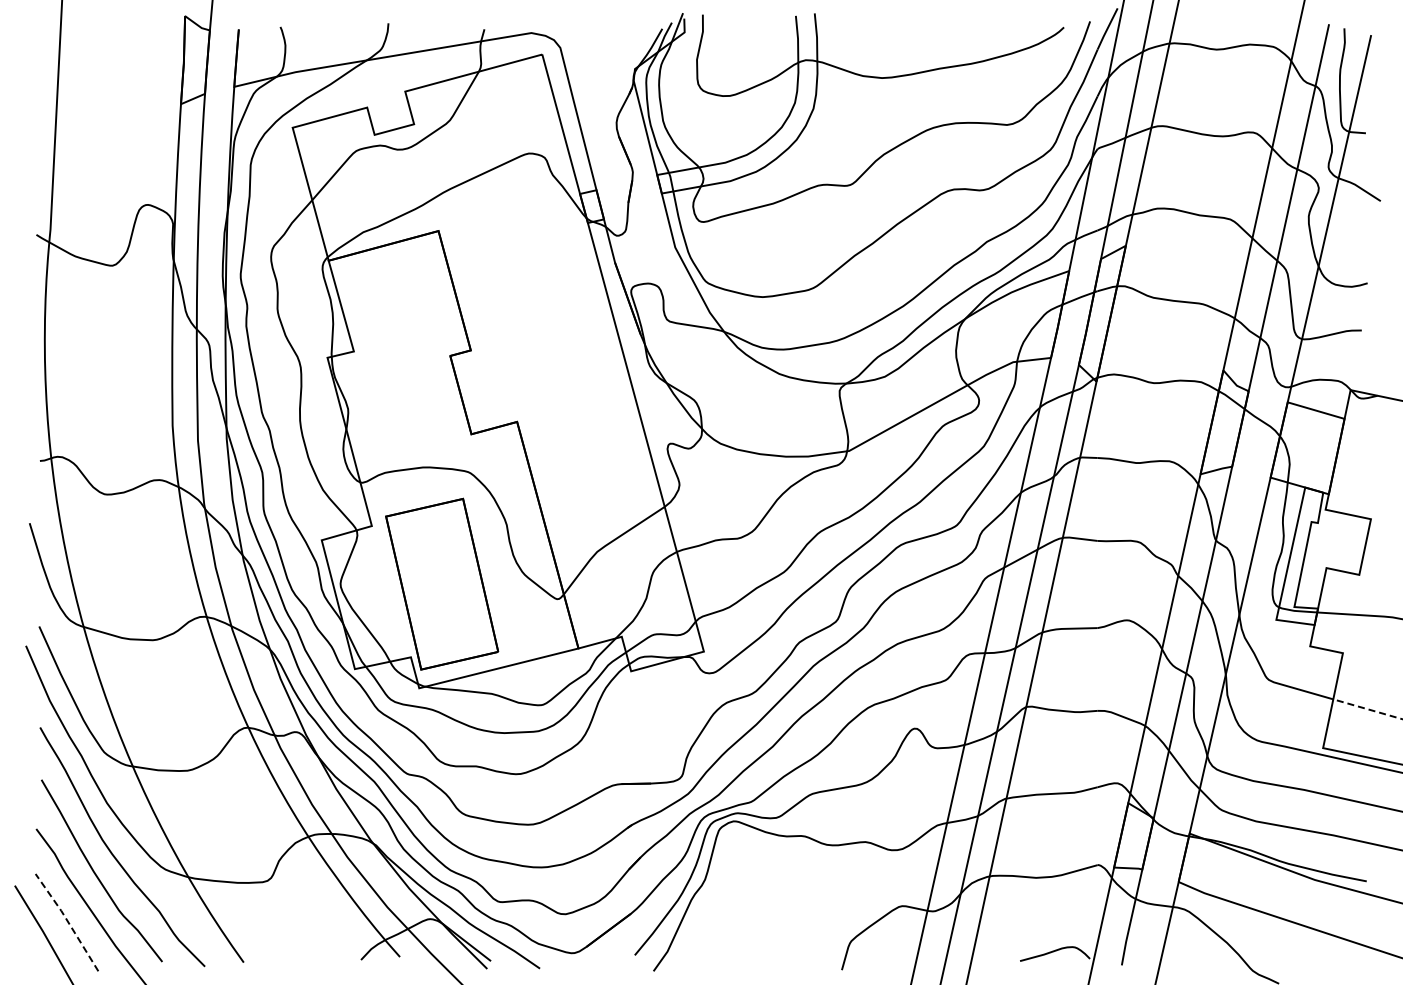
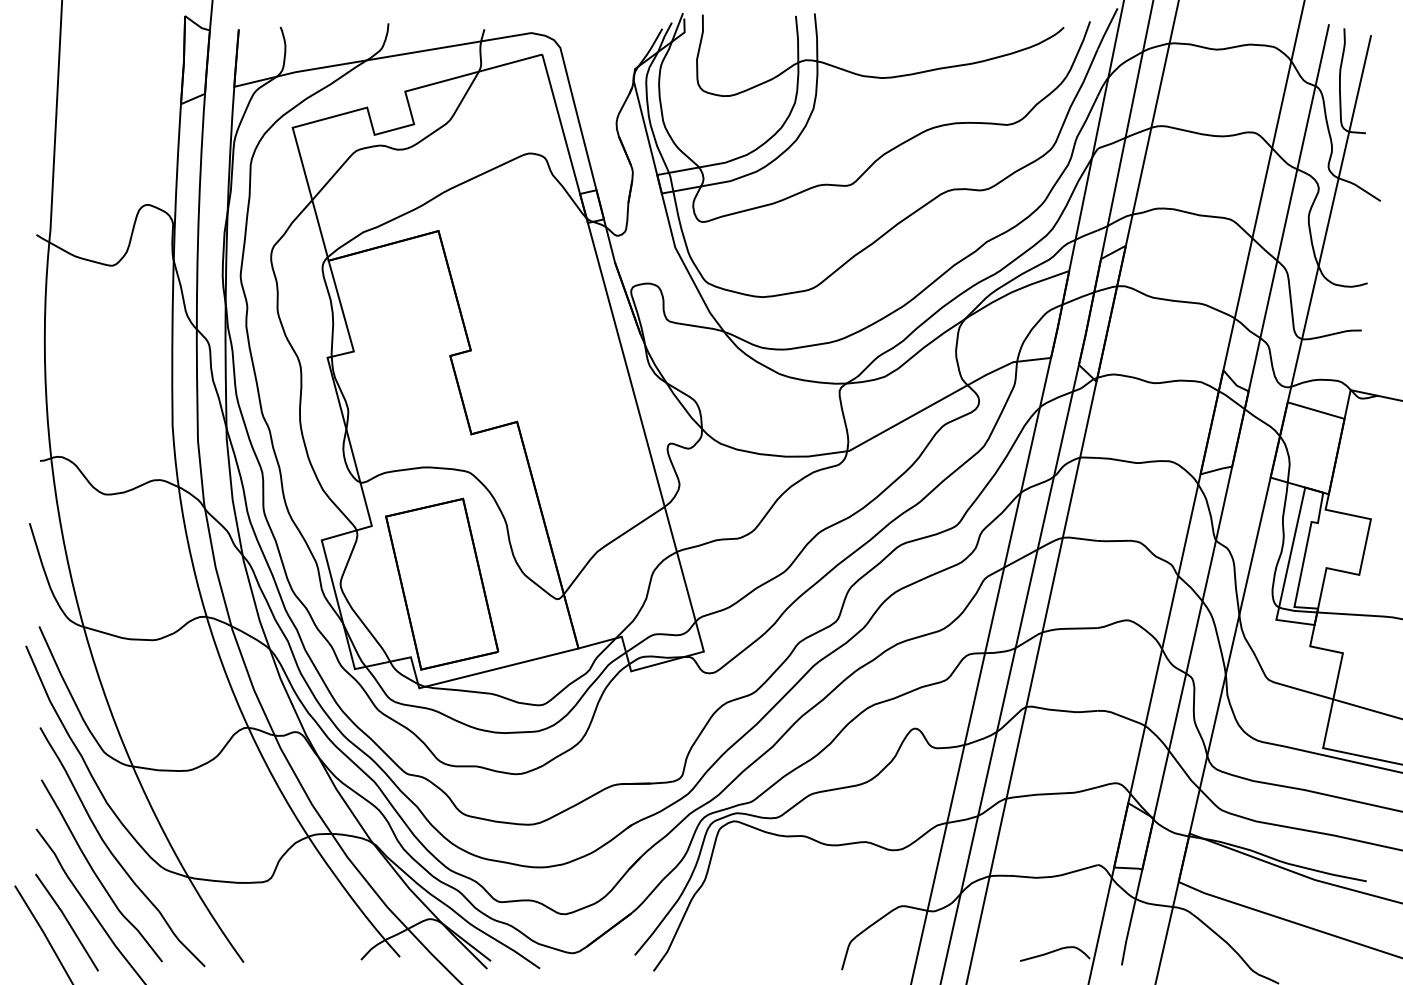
line: dashed -> solid (1367, 709)
line: dashed -> solid (67, 921)
